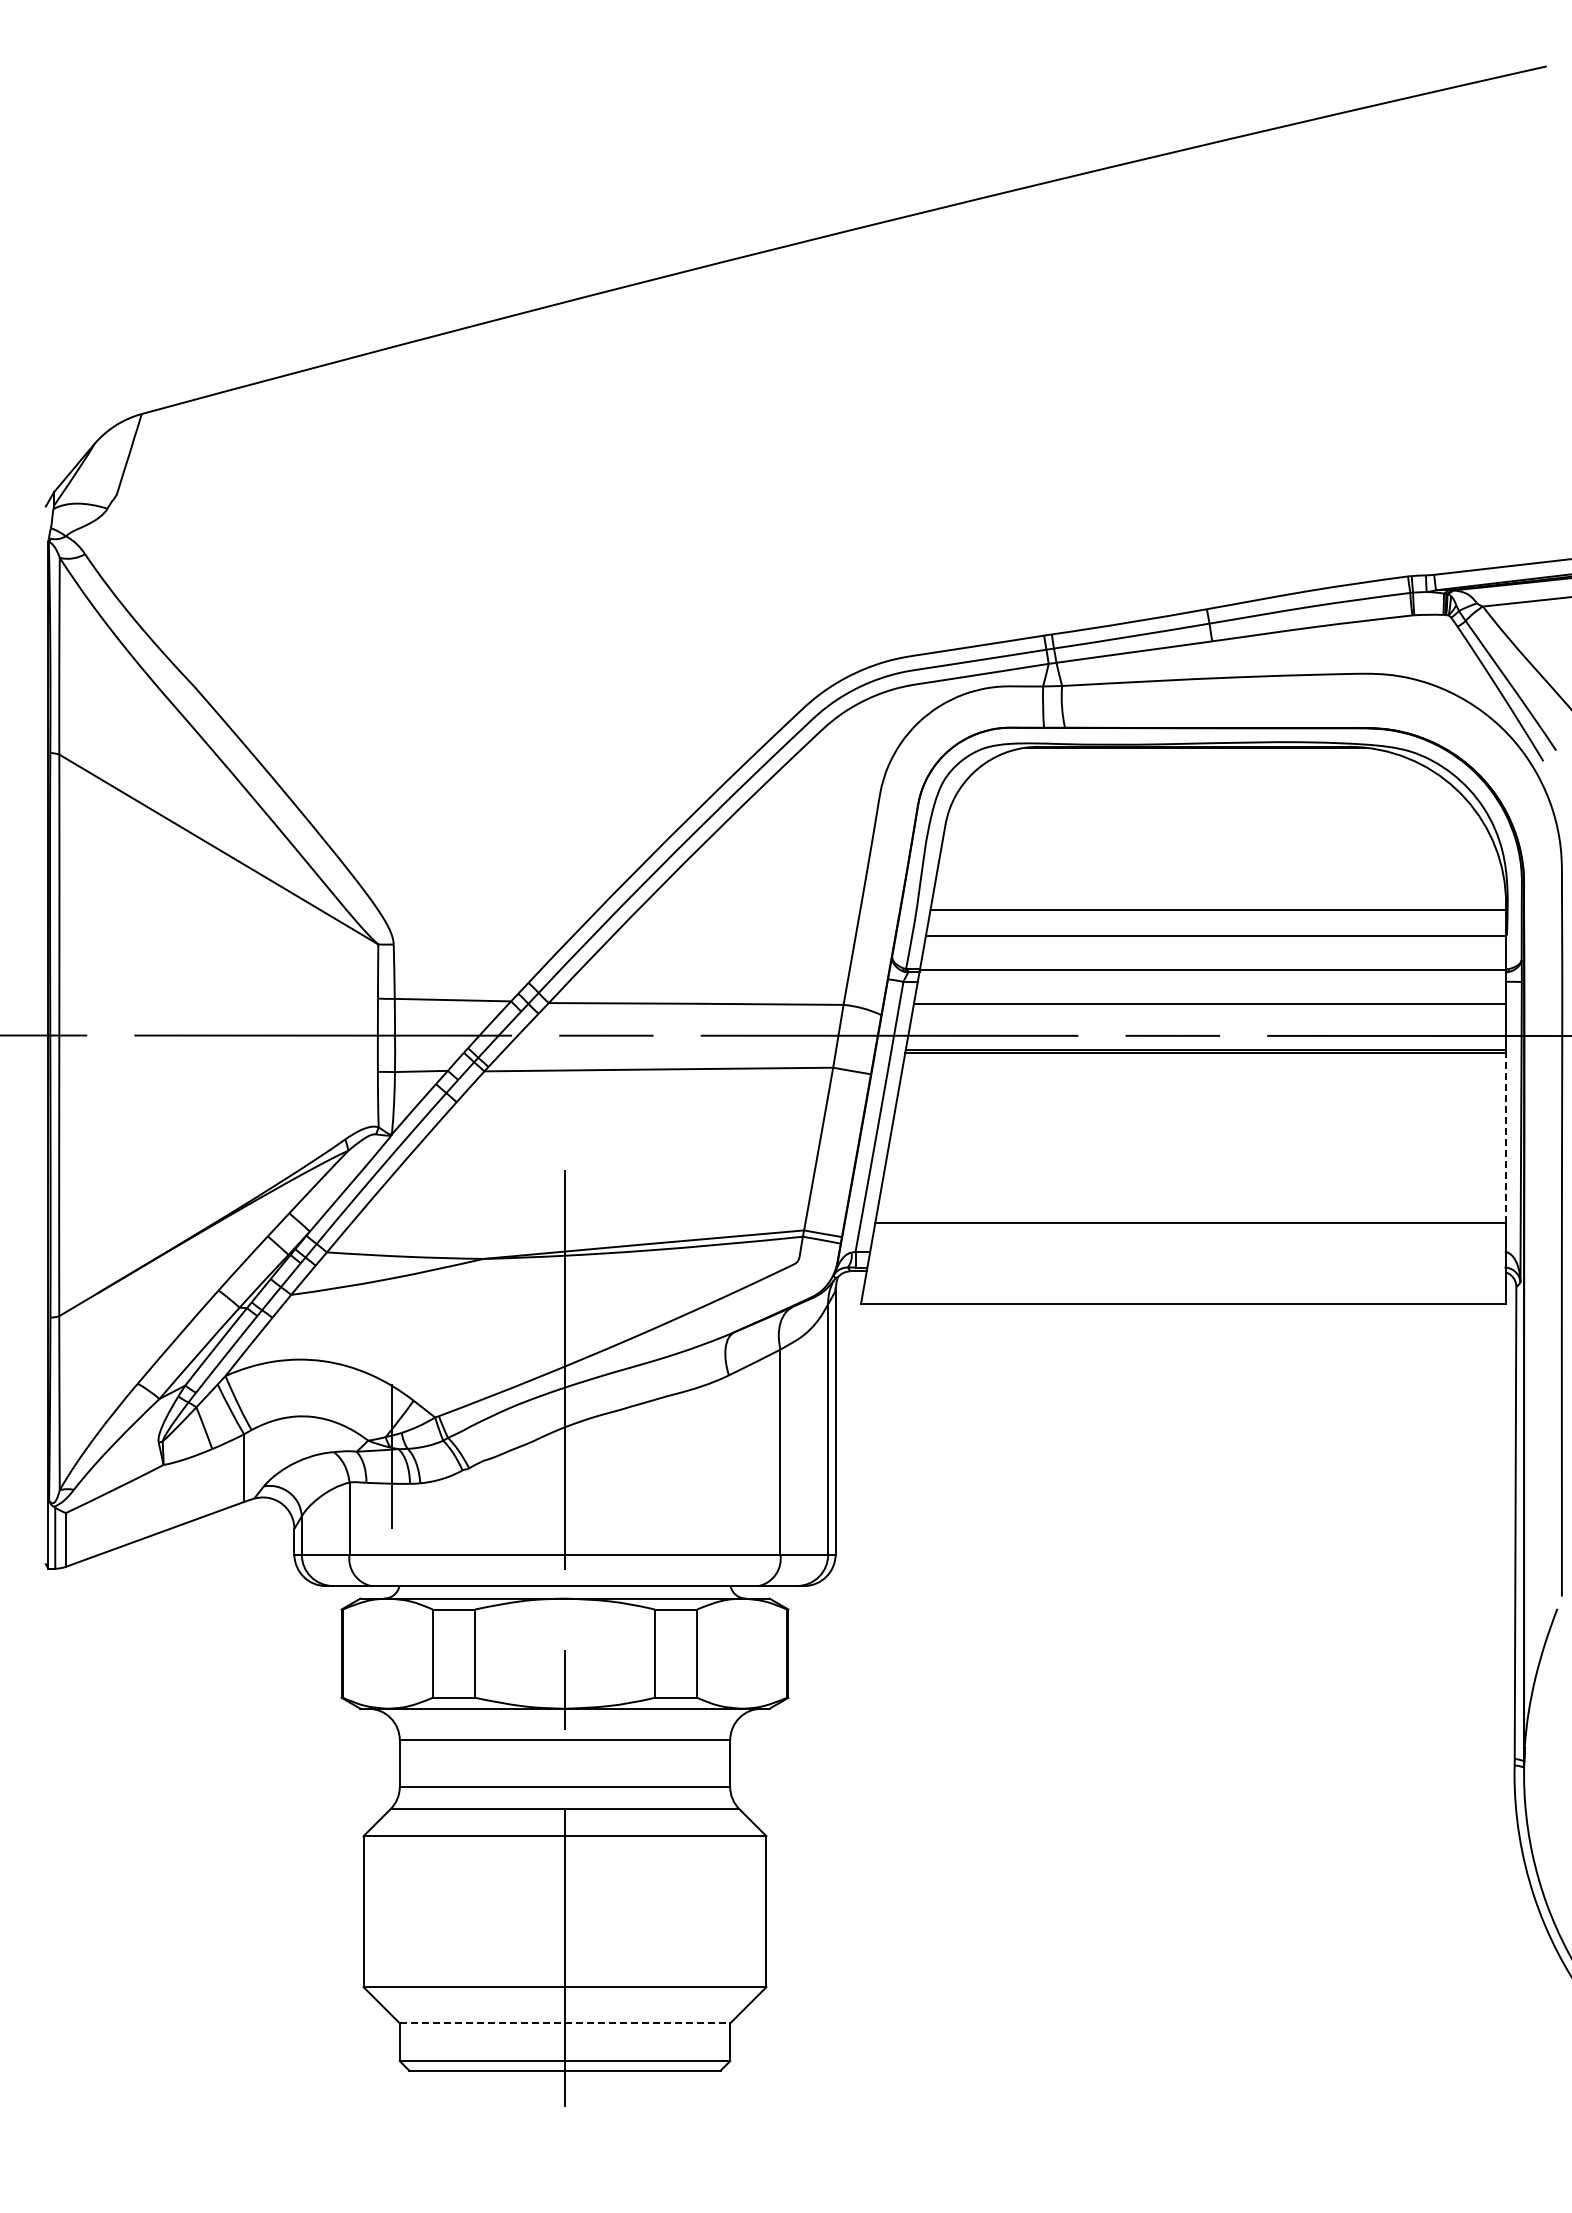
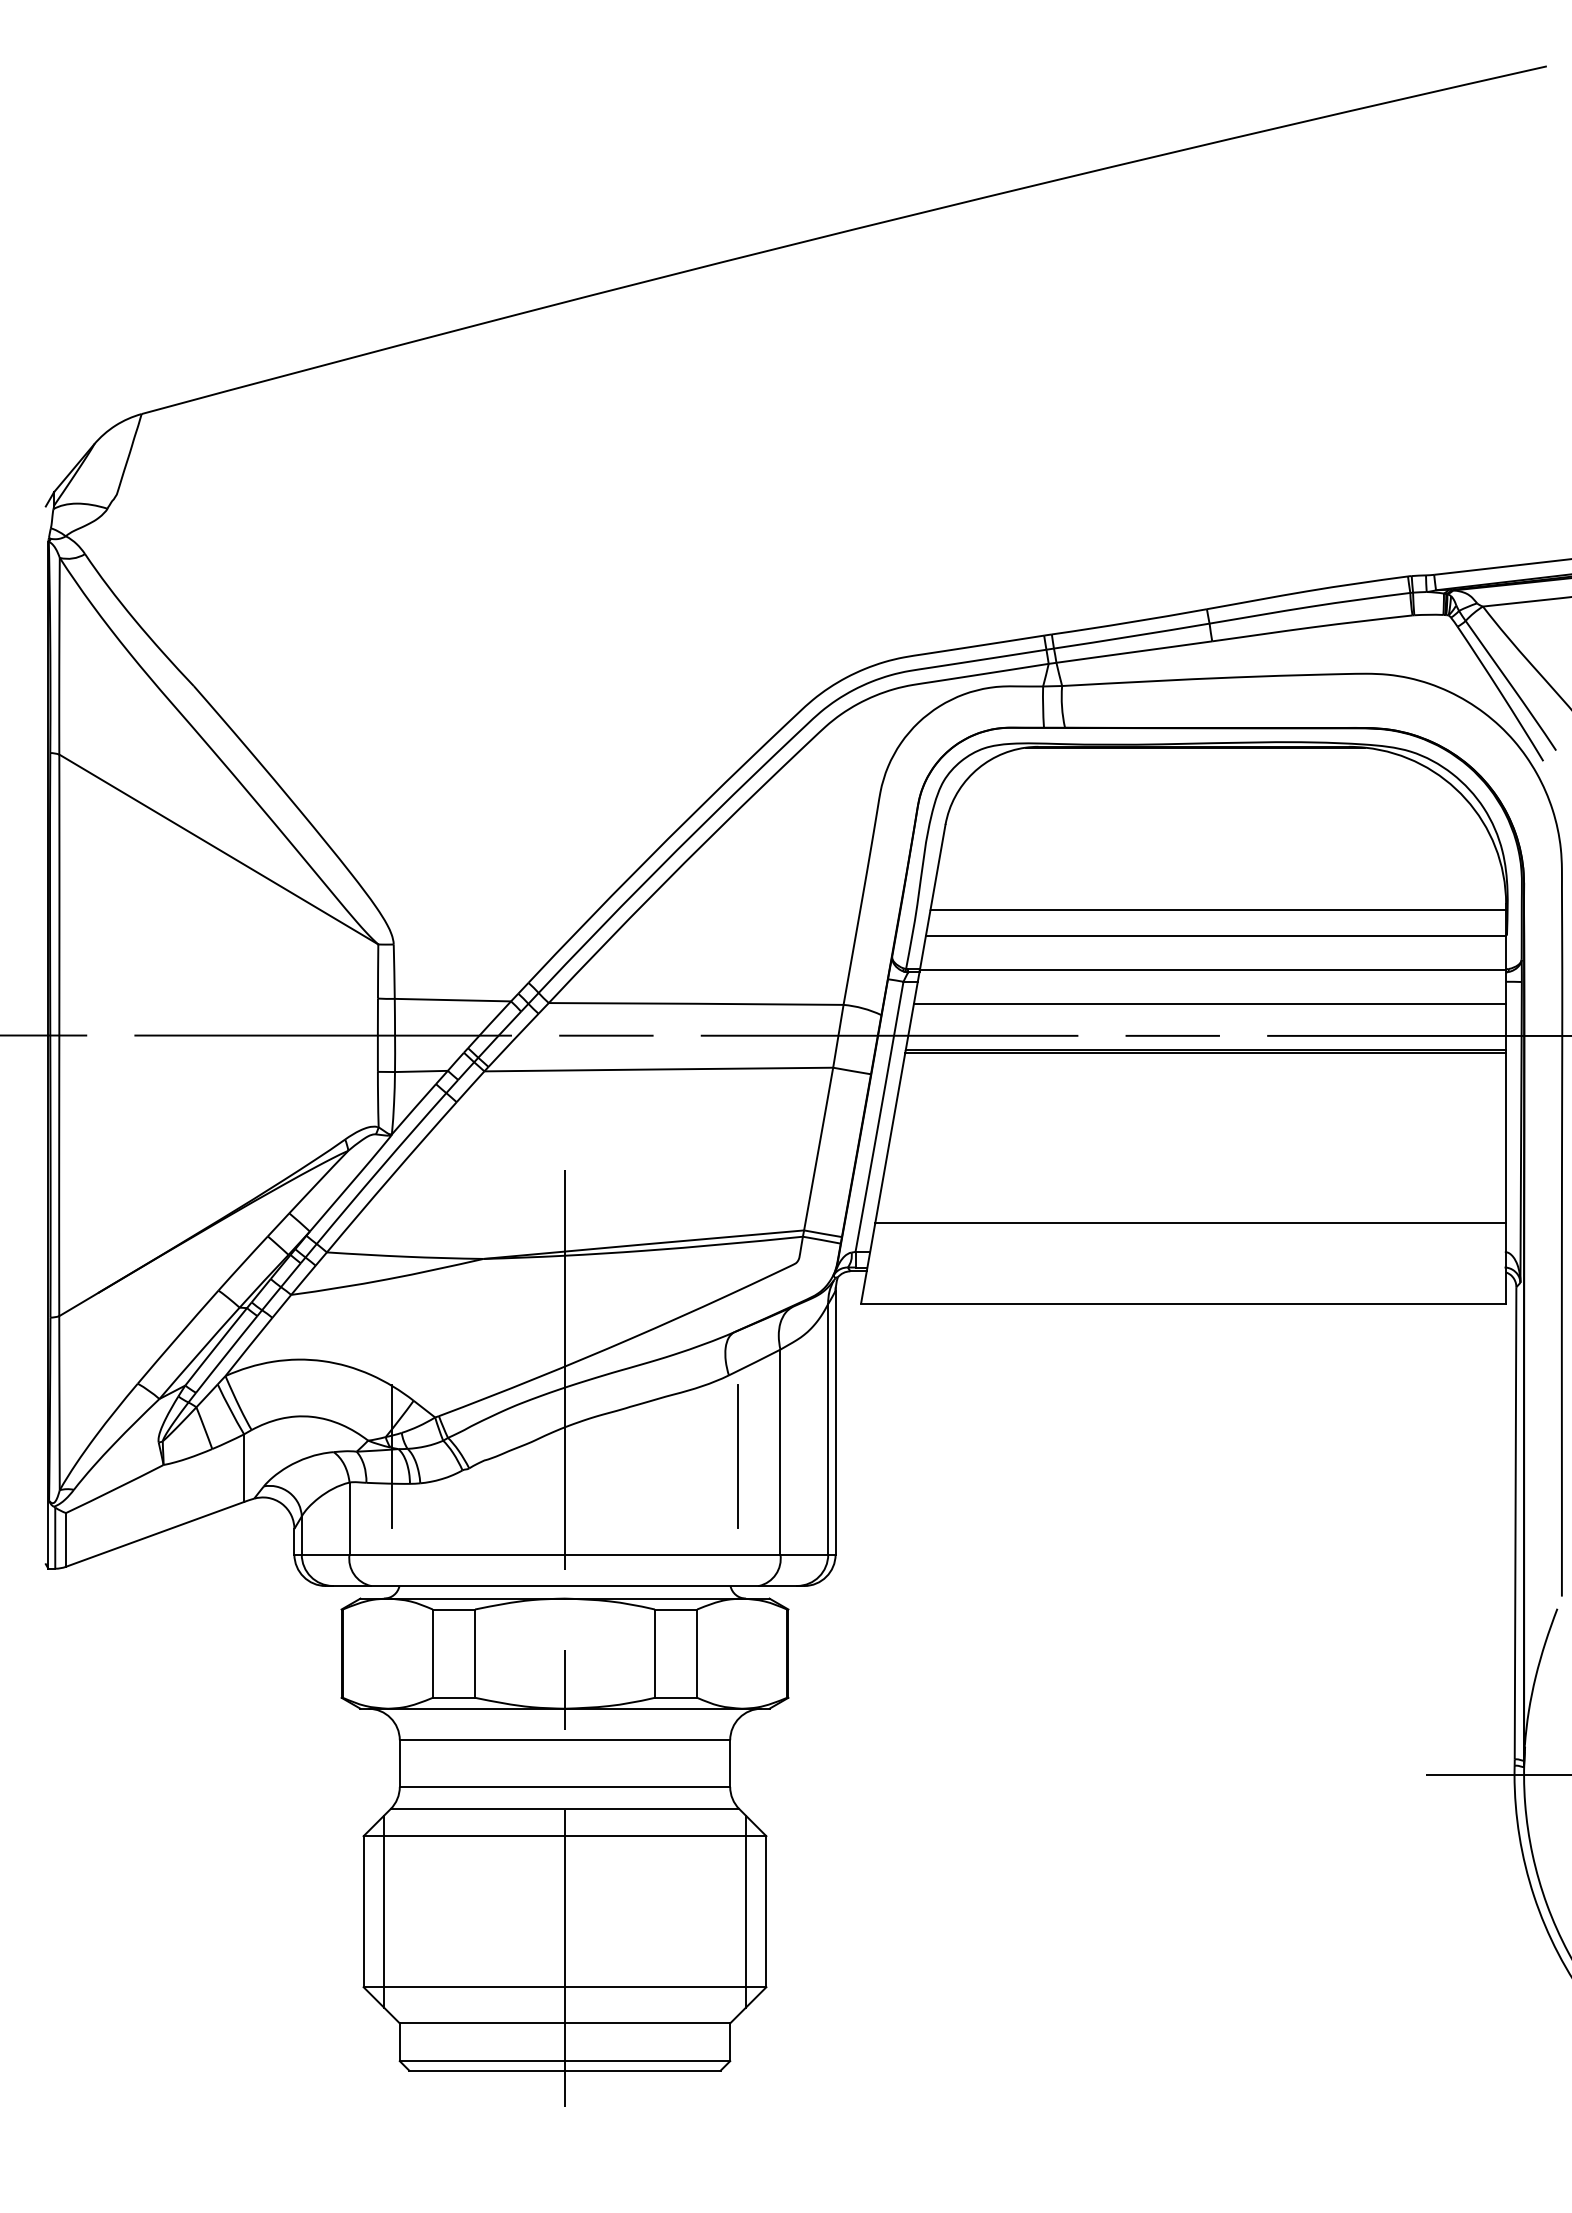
line: dashed -> solid (1506, 1137)
line: none -> present (737, 1456)
line: none -> present (1496, 1774)
line: none -> present (384, 1911)
line: none -> present (745, 1911)
line: dashed -> solid (565, 2023)
